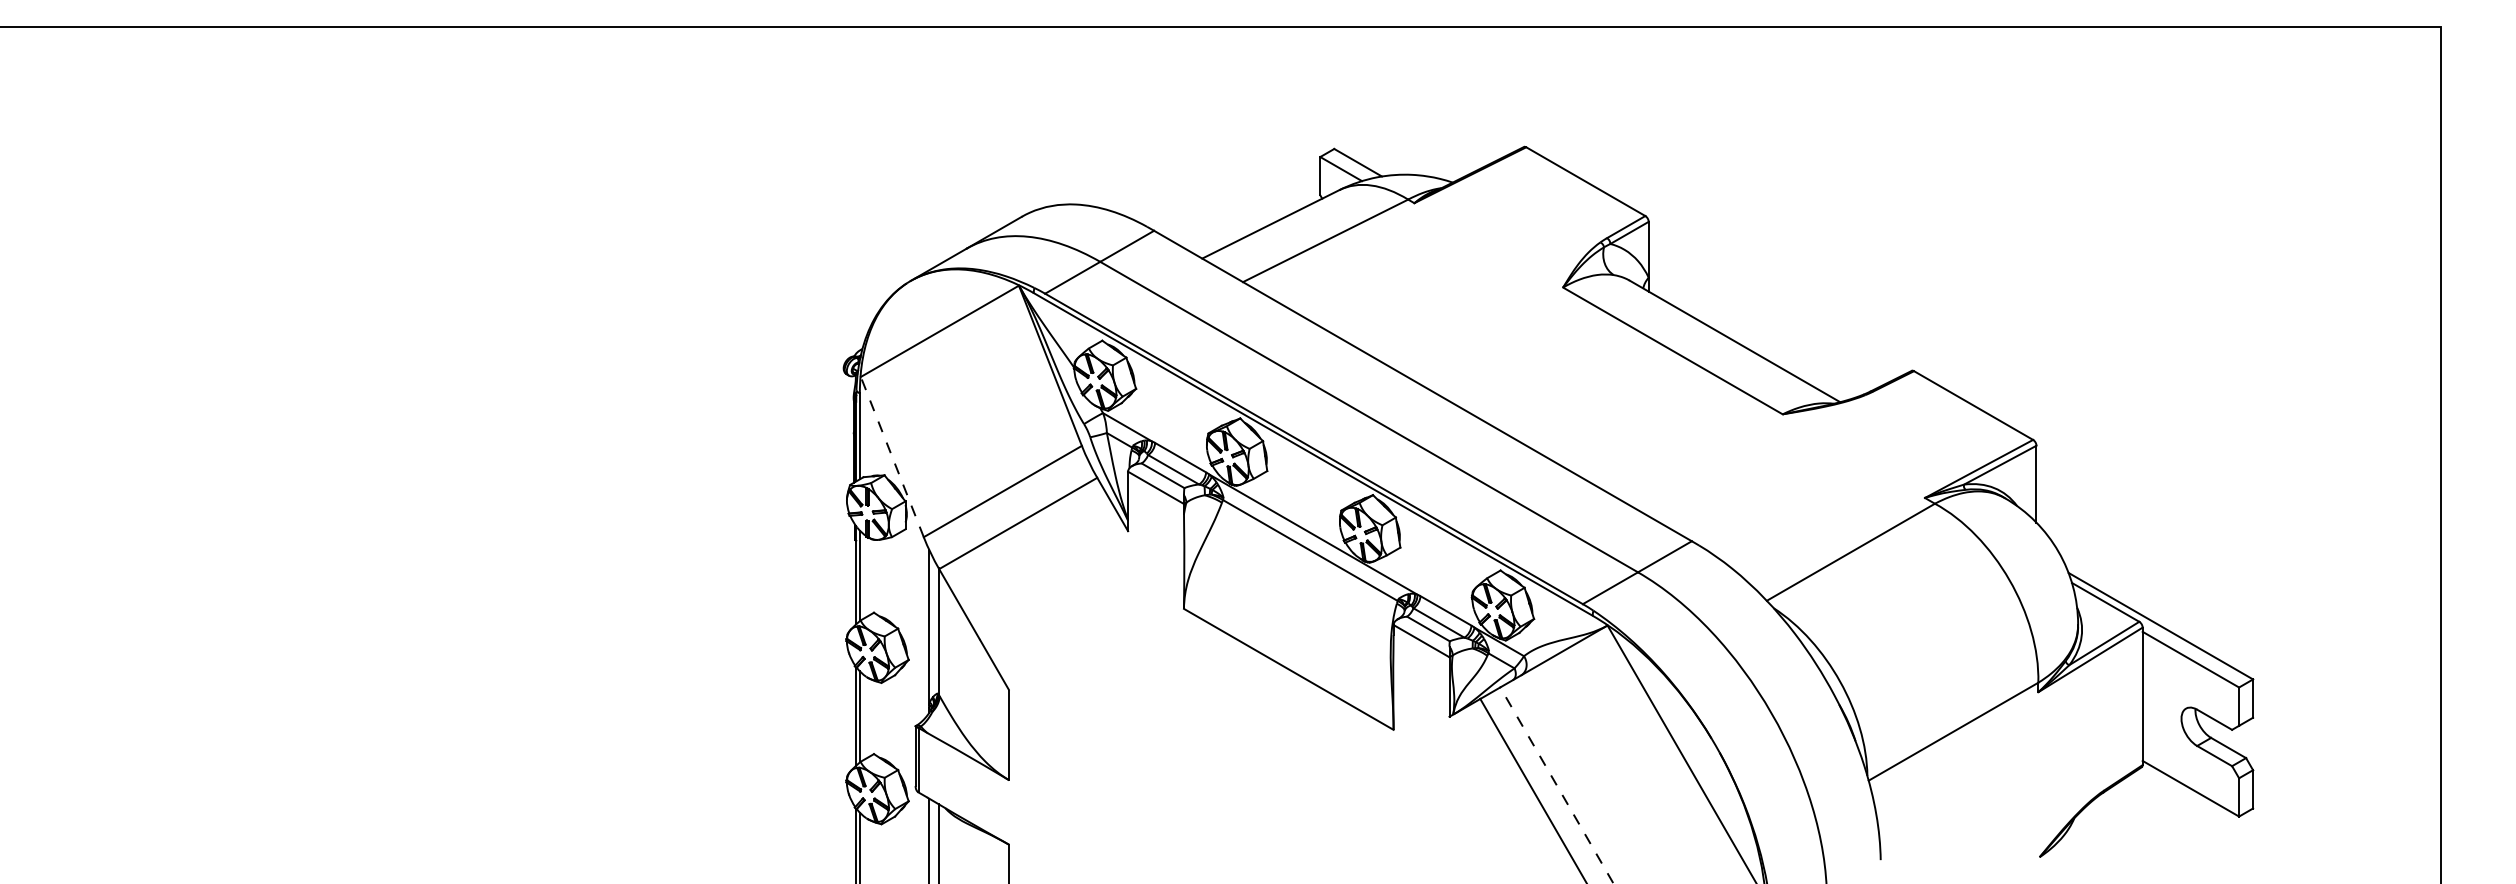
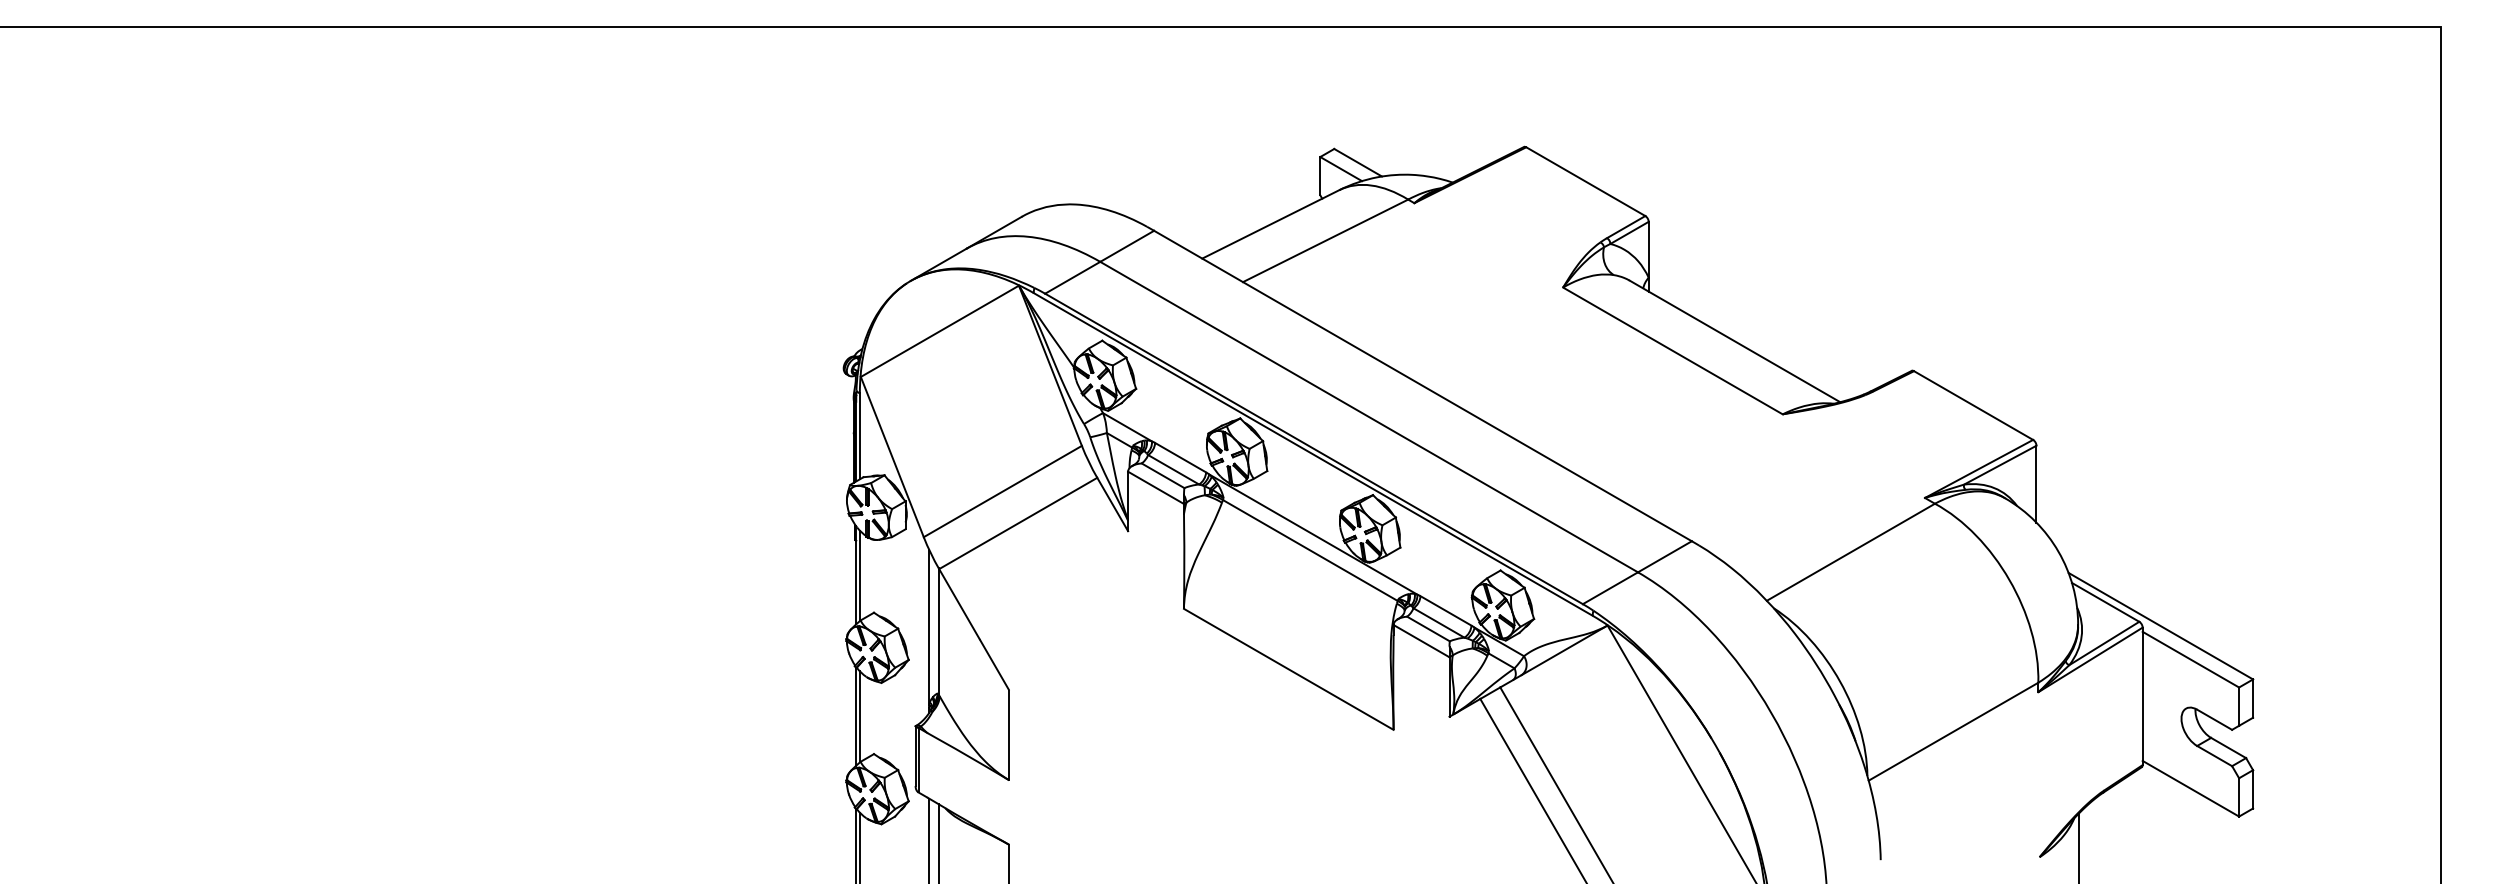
line: dashed -> solid (892, 456)
line: dashed -> solid (1556, 785)
line: none -> present (2078, 846)
